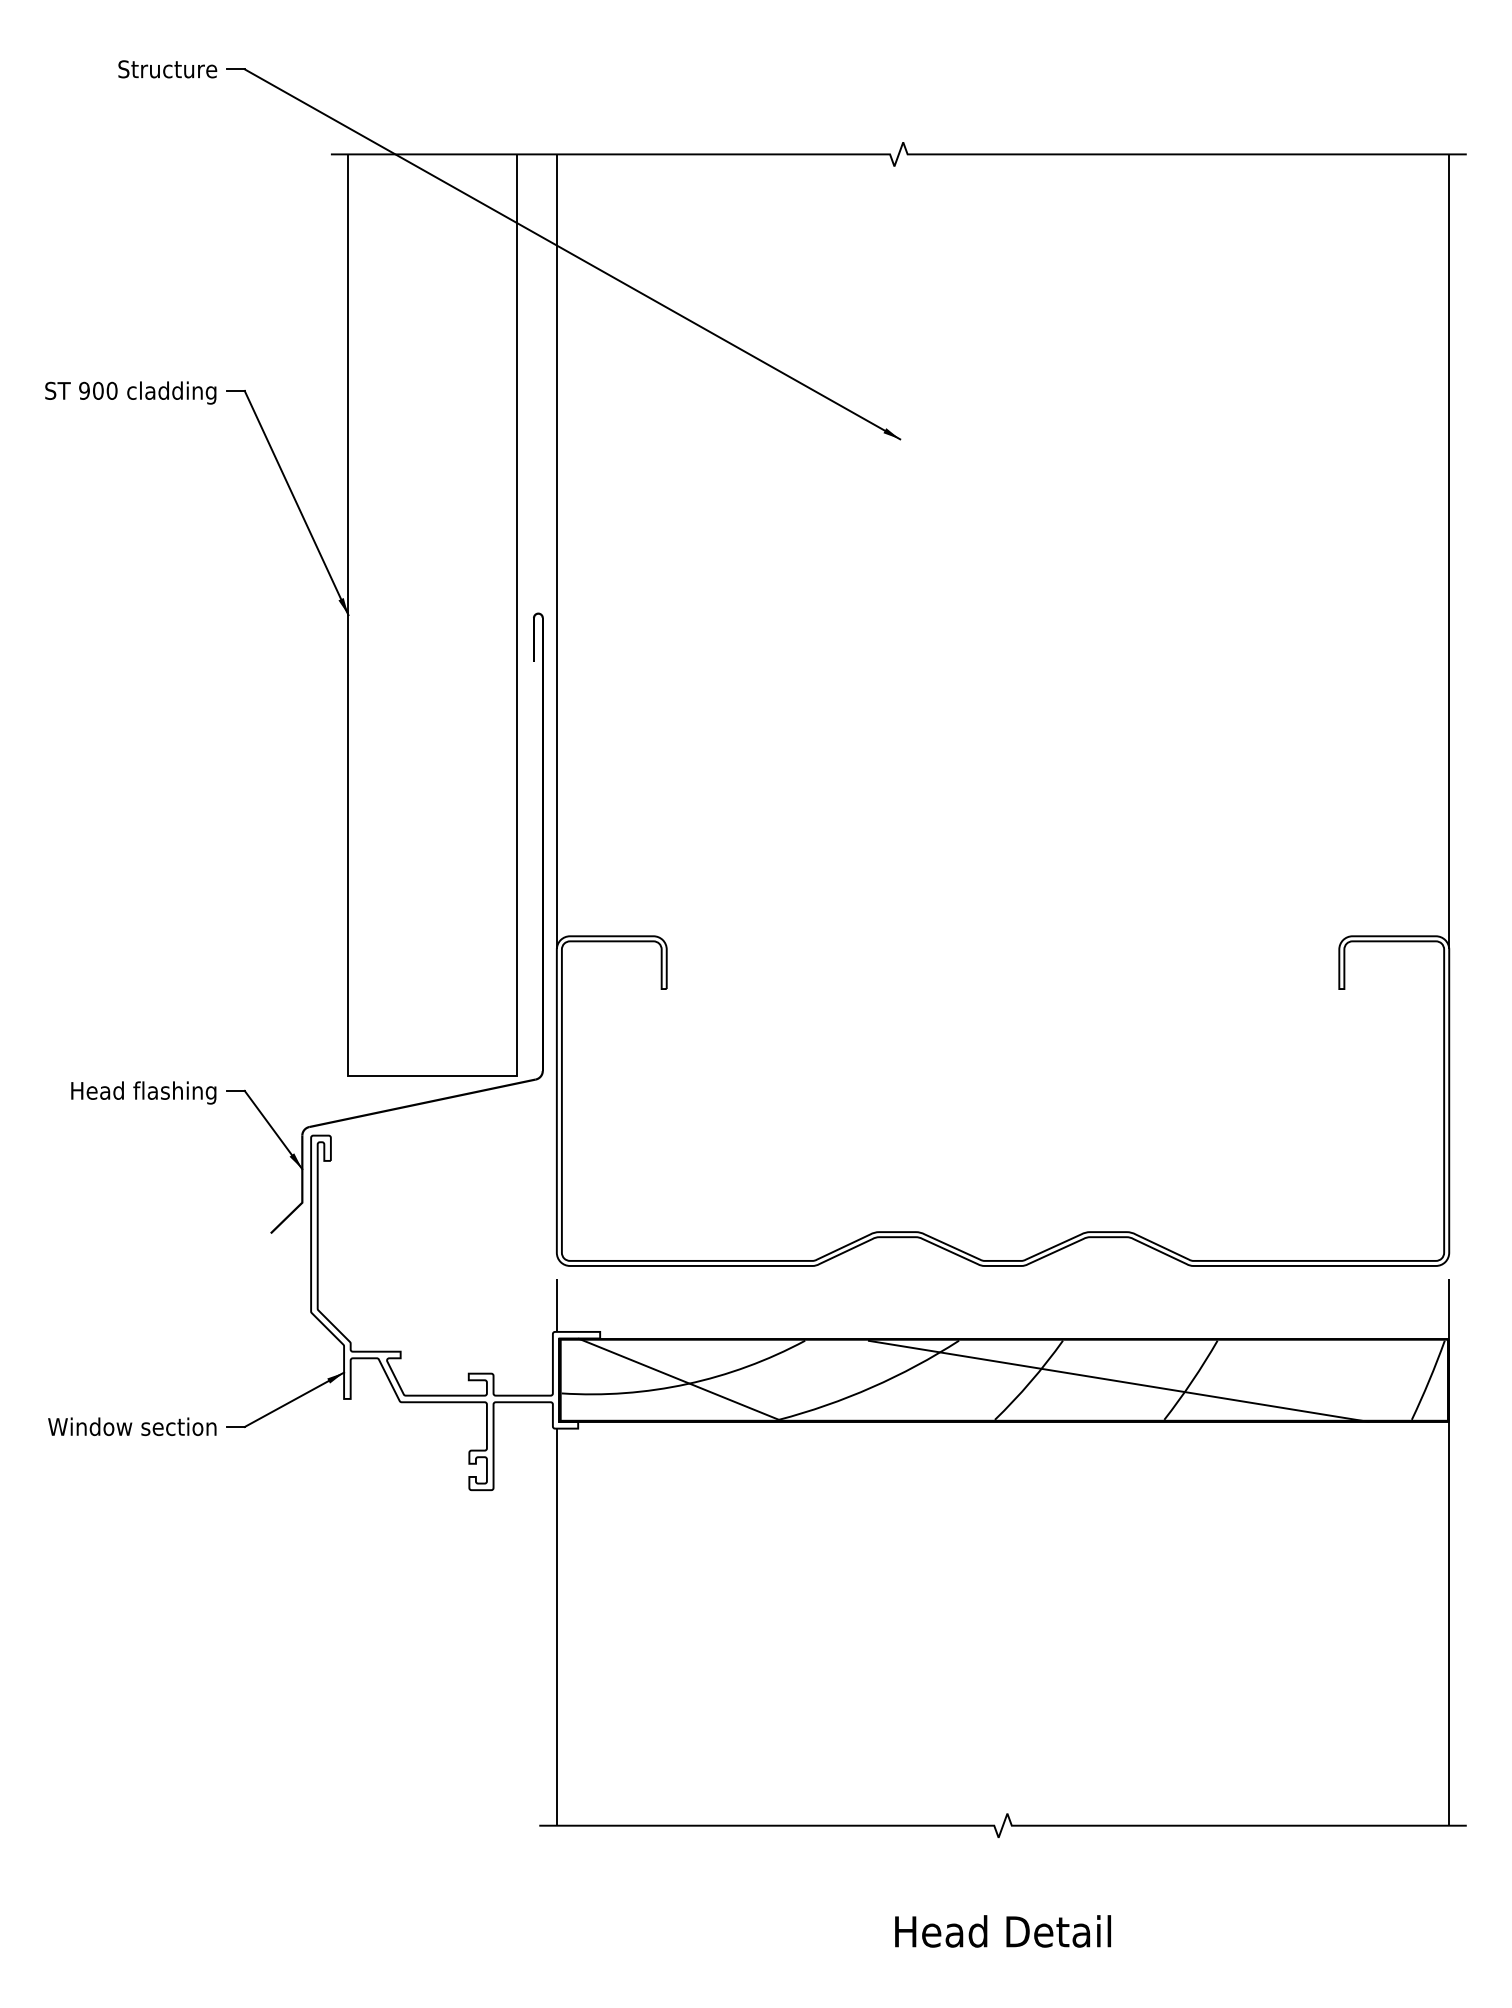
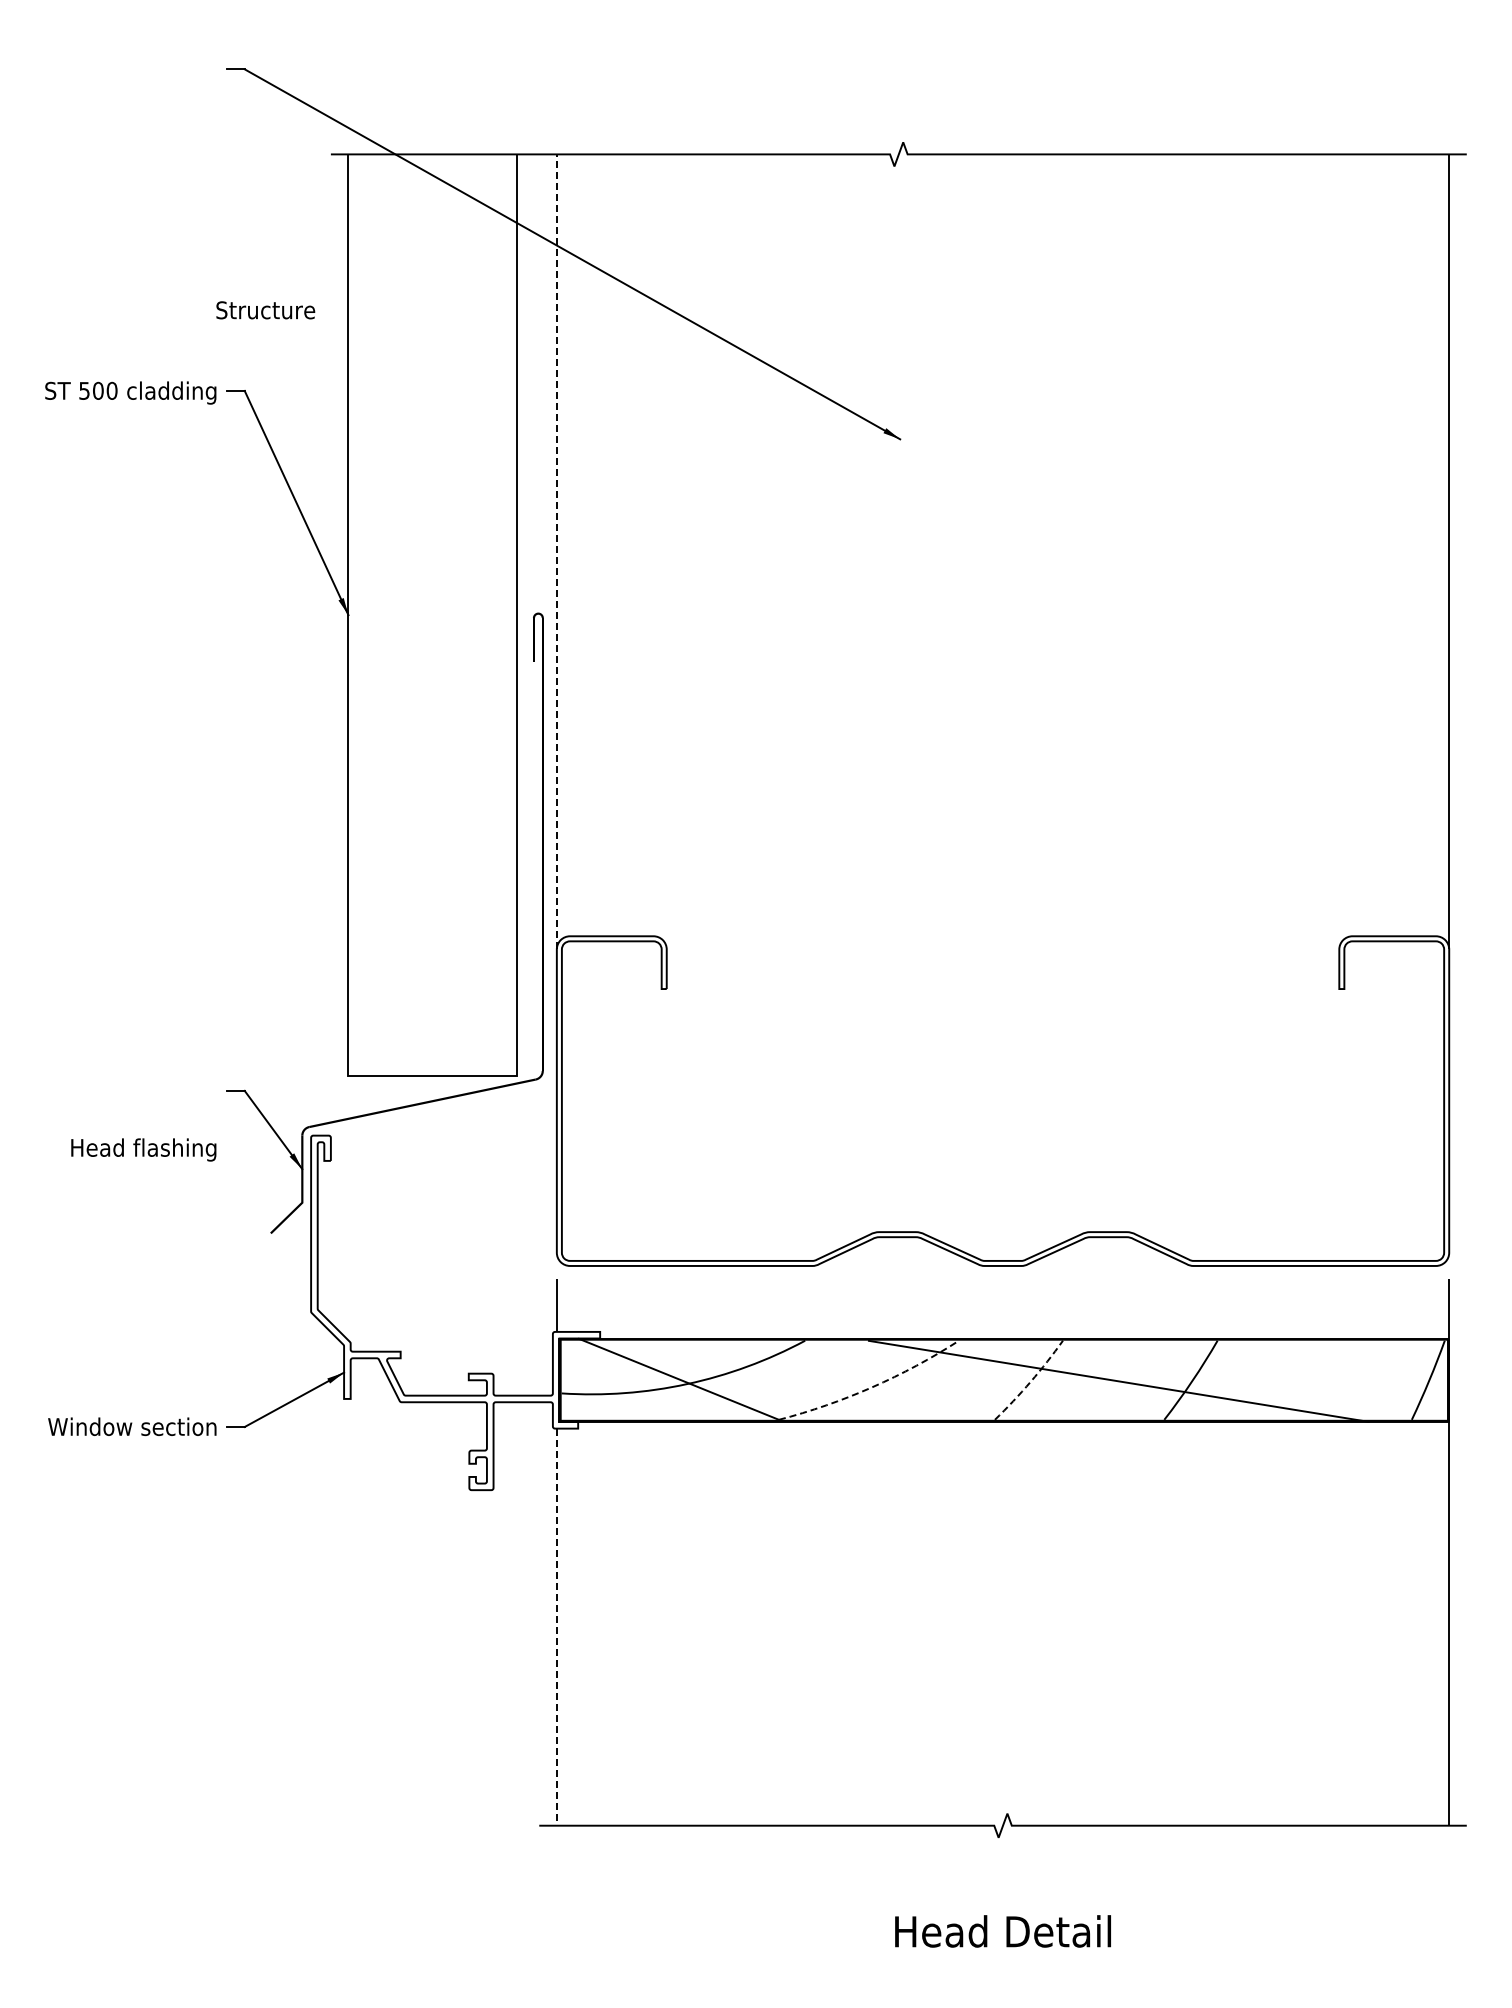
text position: (167, 69) -> (265, 310) (265, 310)
text: 900 -> 500 (84, 390)
line: solid -> dashed (556, 551)
text position: (143, 1092) -> (143, 1149) (143, 1149)
arc: solid -> dashed (1030, 1381)
arc: solid -> dashed (872, 1387)
line: solid -> dashed (556, 1627)
